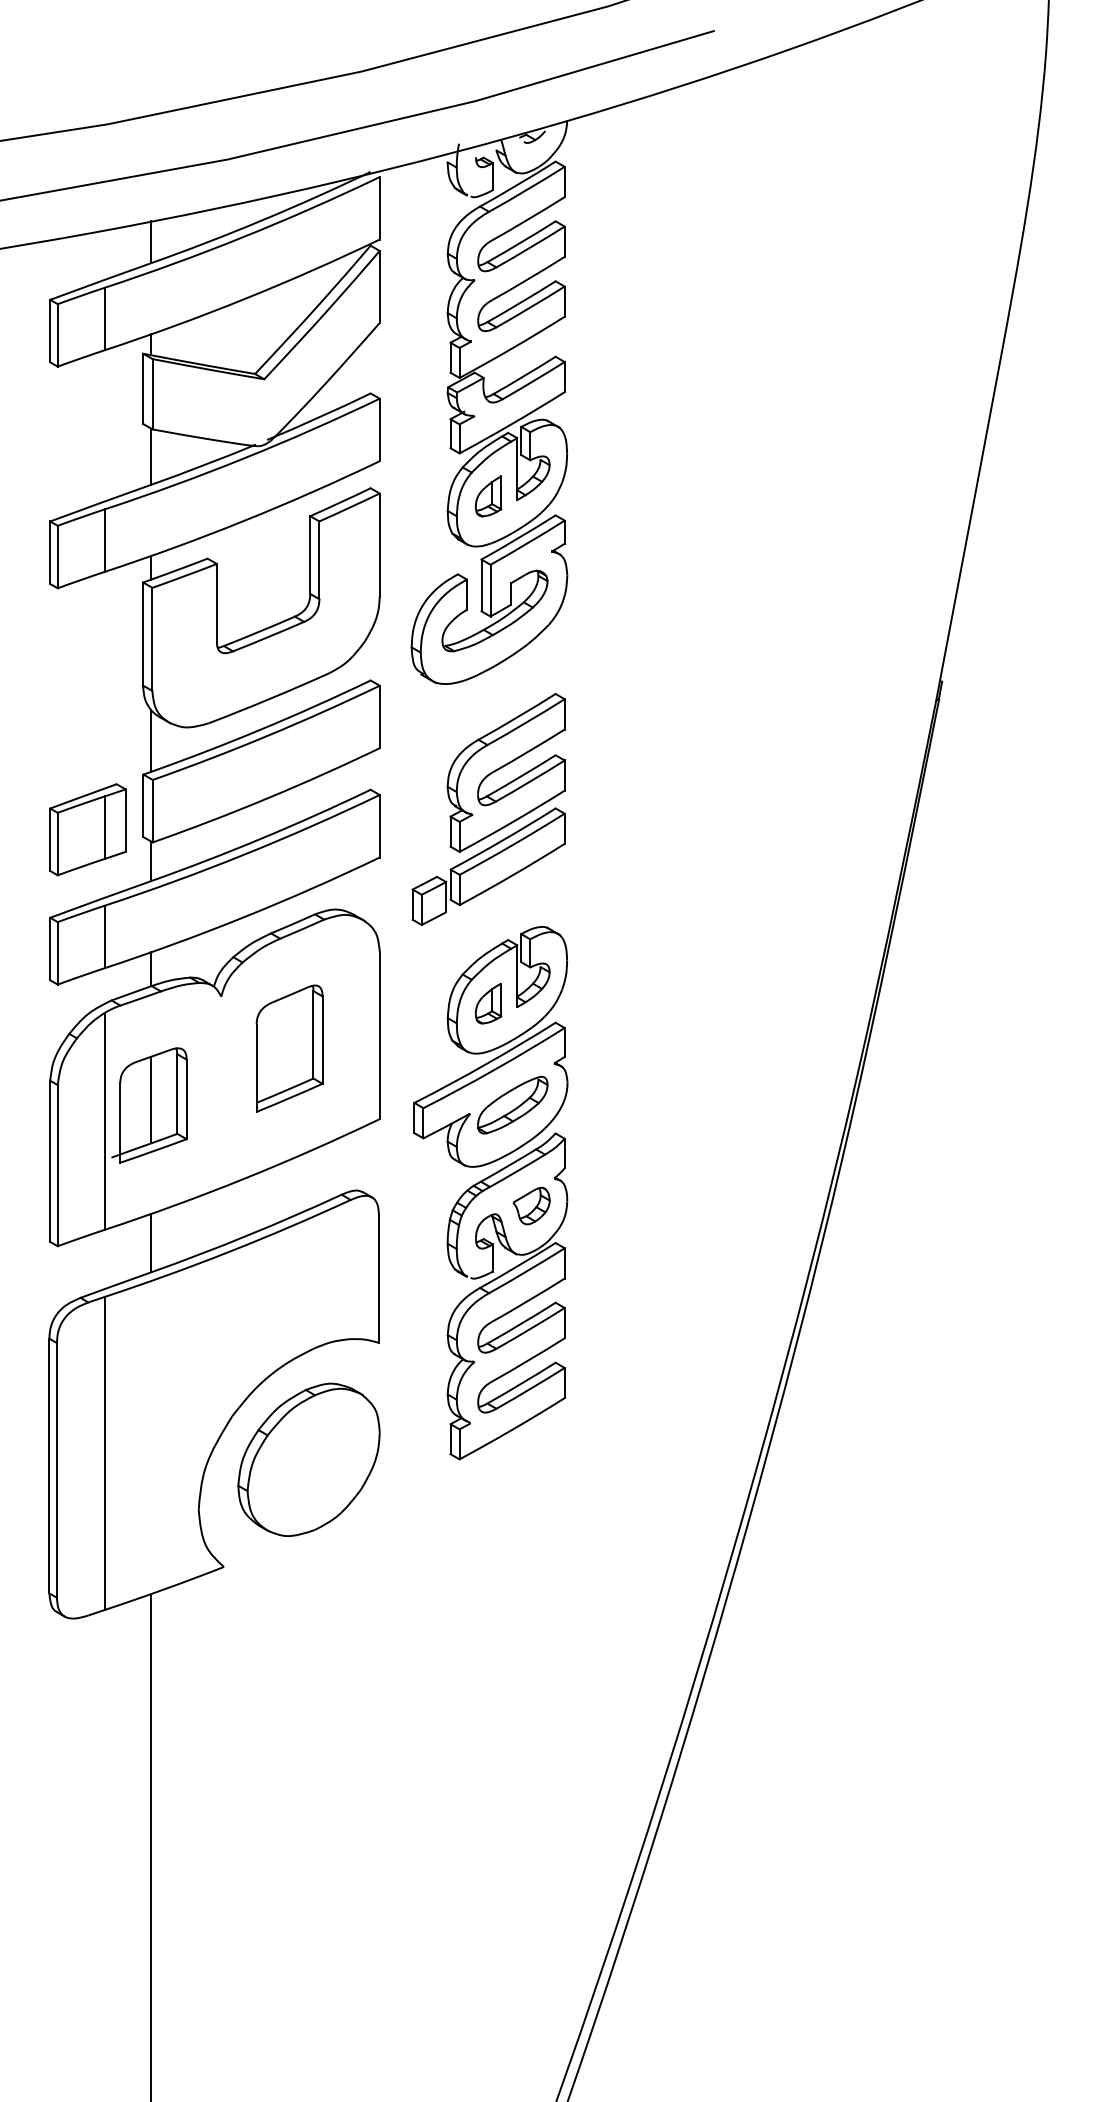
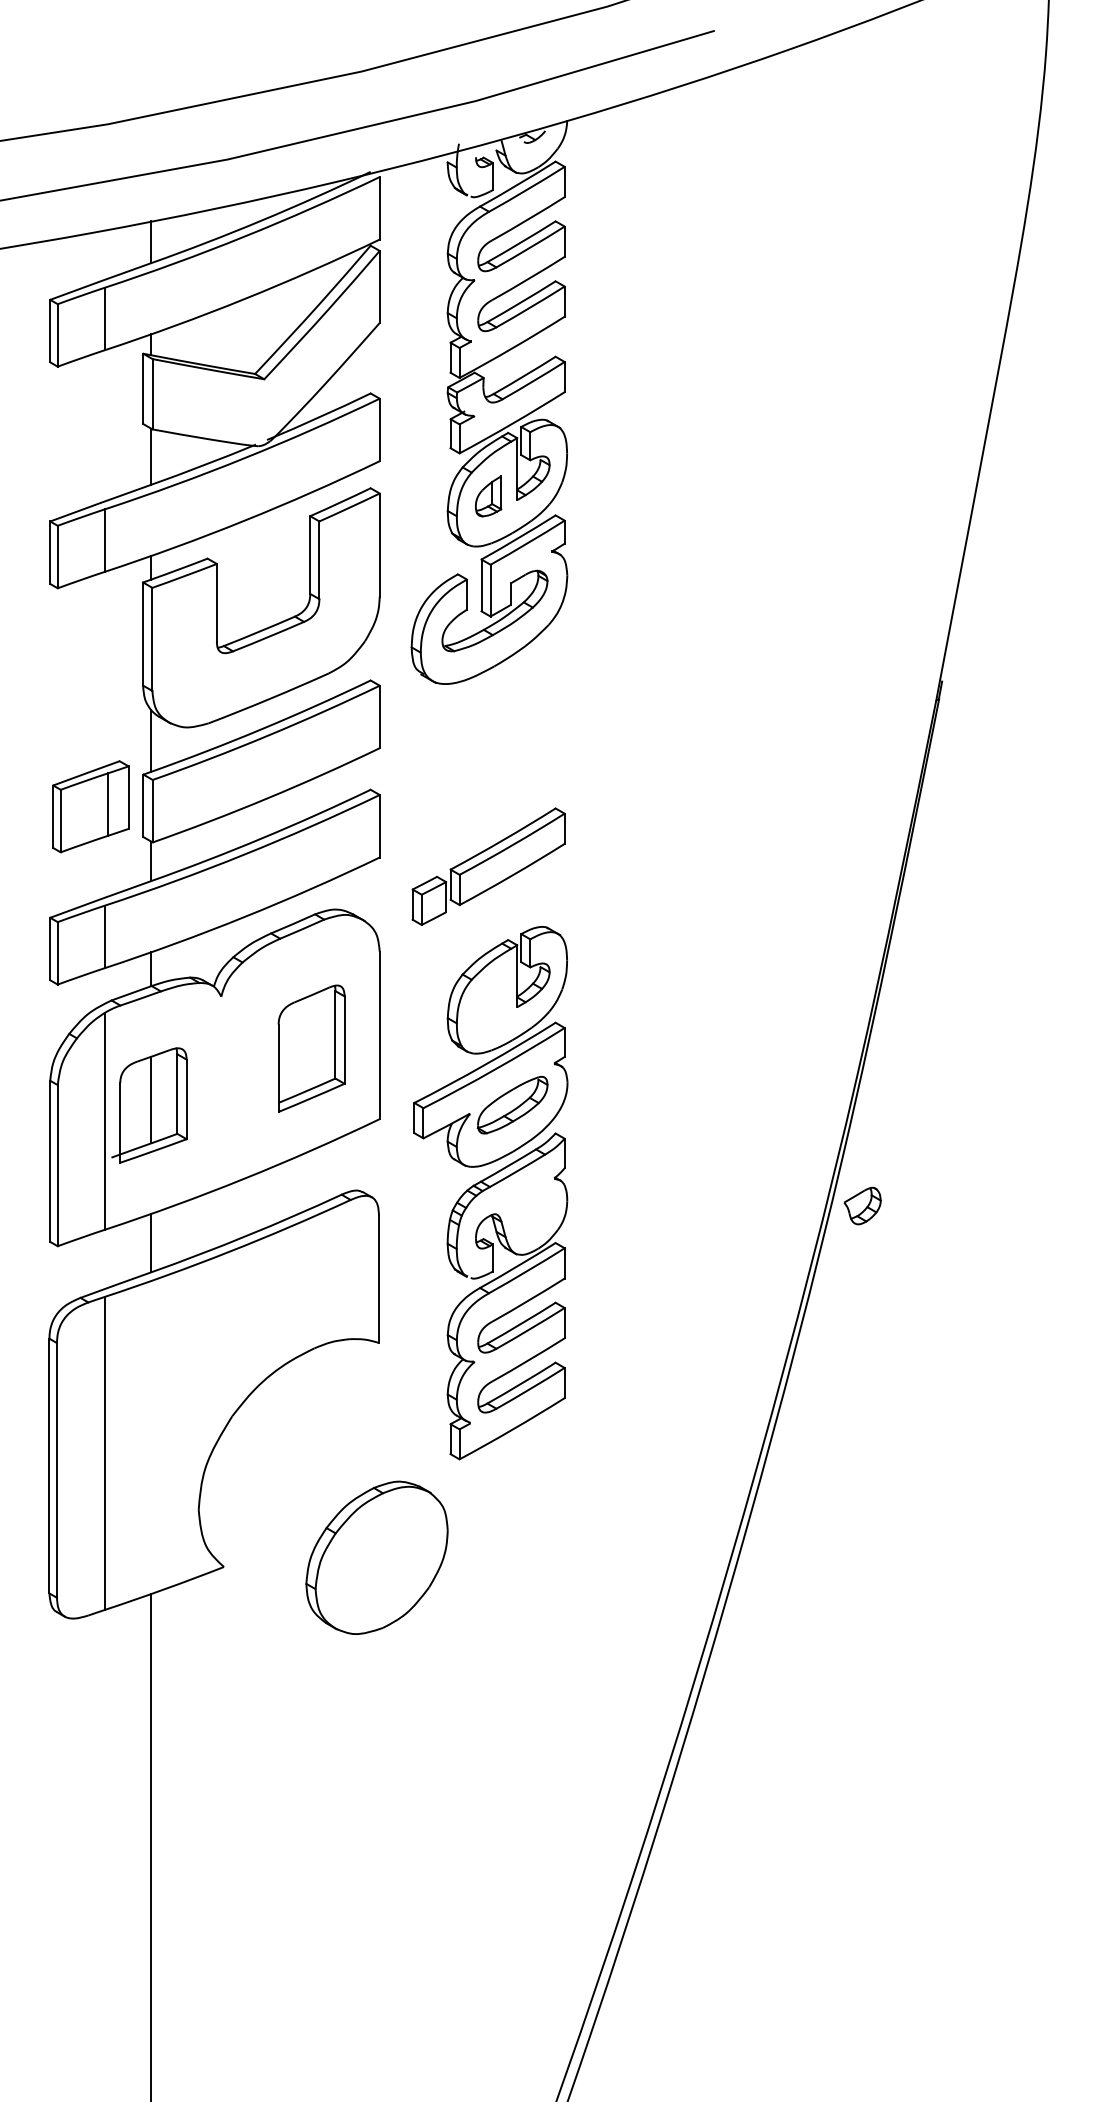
part: present -> none (505, 772)
part position: (87, 829) -> (90, 806) (90, 806)
part: present -> none (488, 1003)
part position: (289, 1048) -> (311, 1048) (311, 1048)
part position: (531, 1205) -> (862, 1205) (862, 1205)
part position: (308, 1459) -> (376, 1557) (376, 1557)
